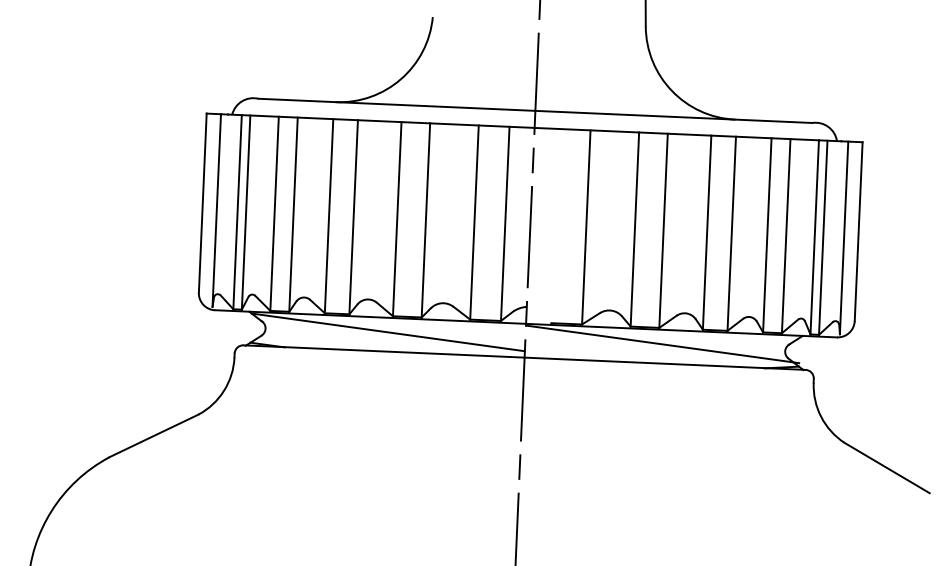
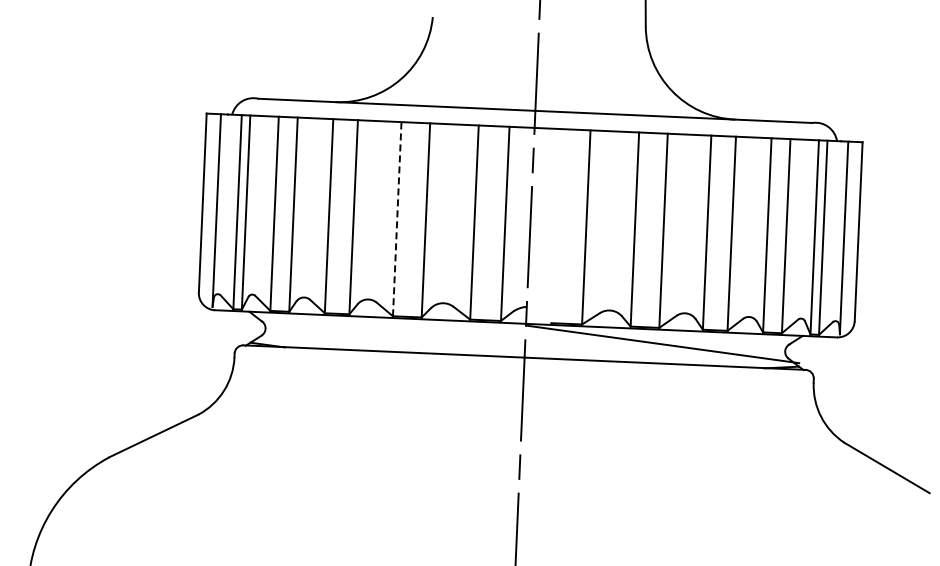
line: solid -> dashed (397, 218)
line: present -> none (387, 332)
